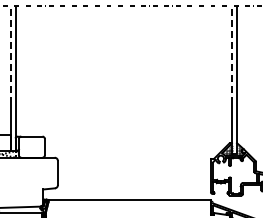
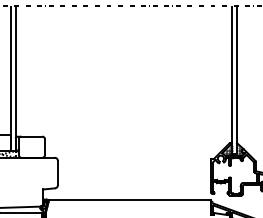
line: dashed -> solid (10, 55)
line: dashed -> solid (232, 55)
